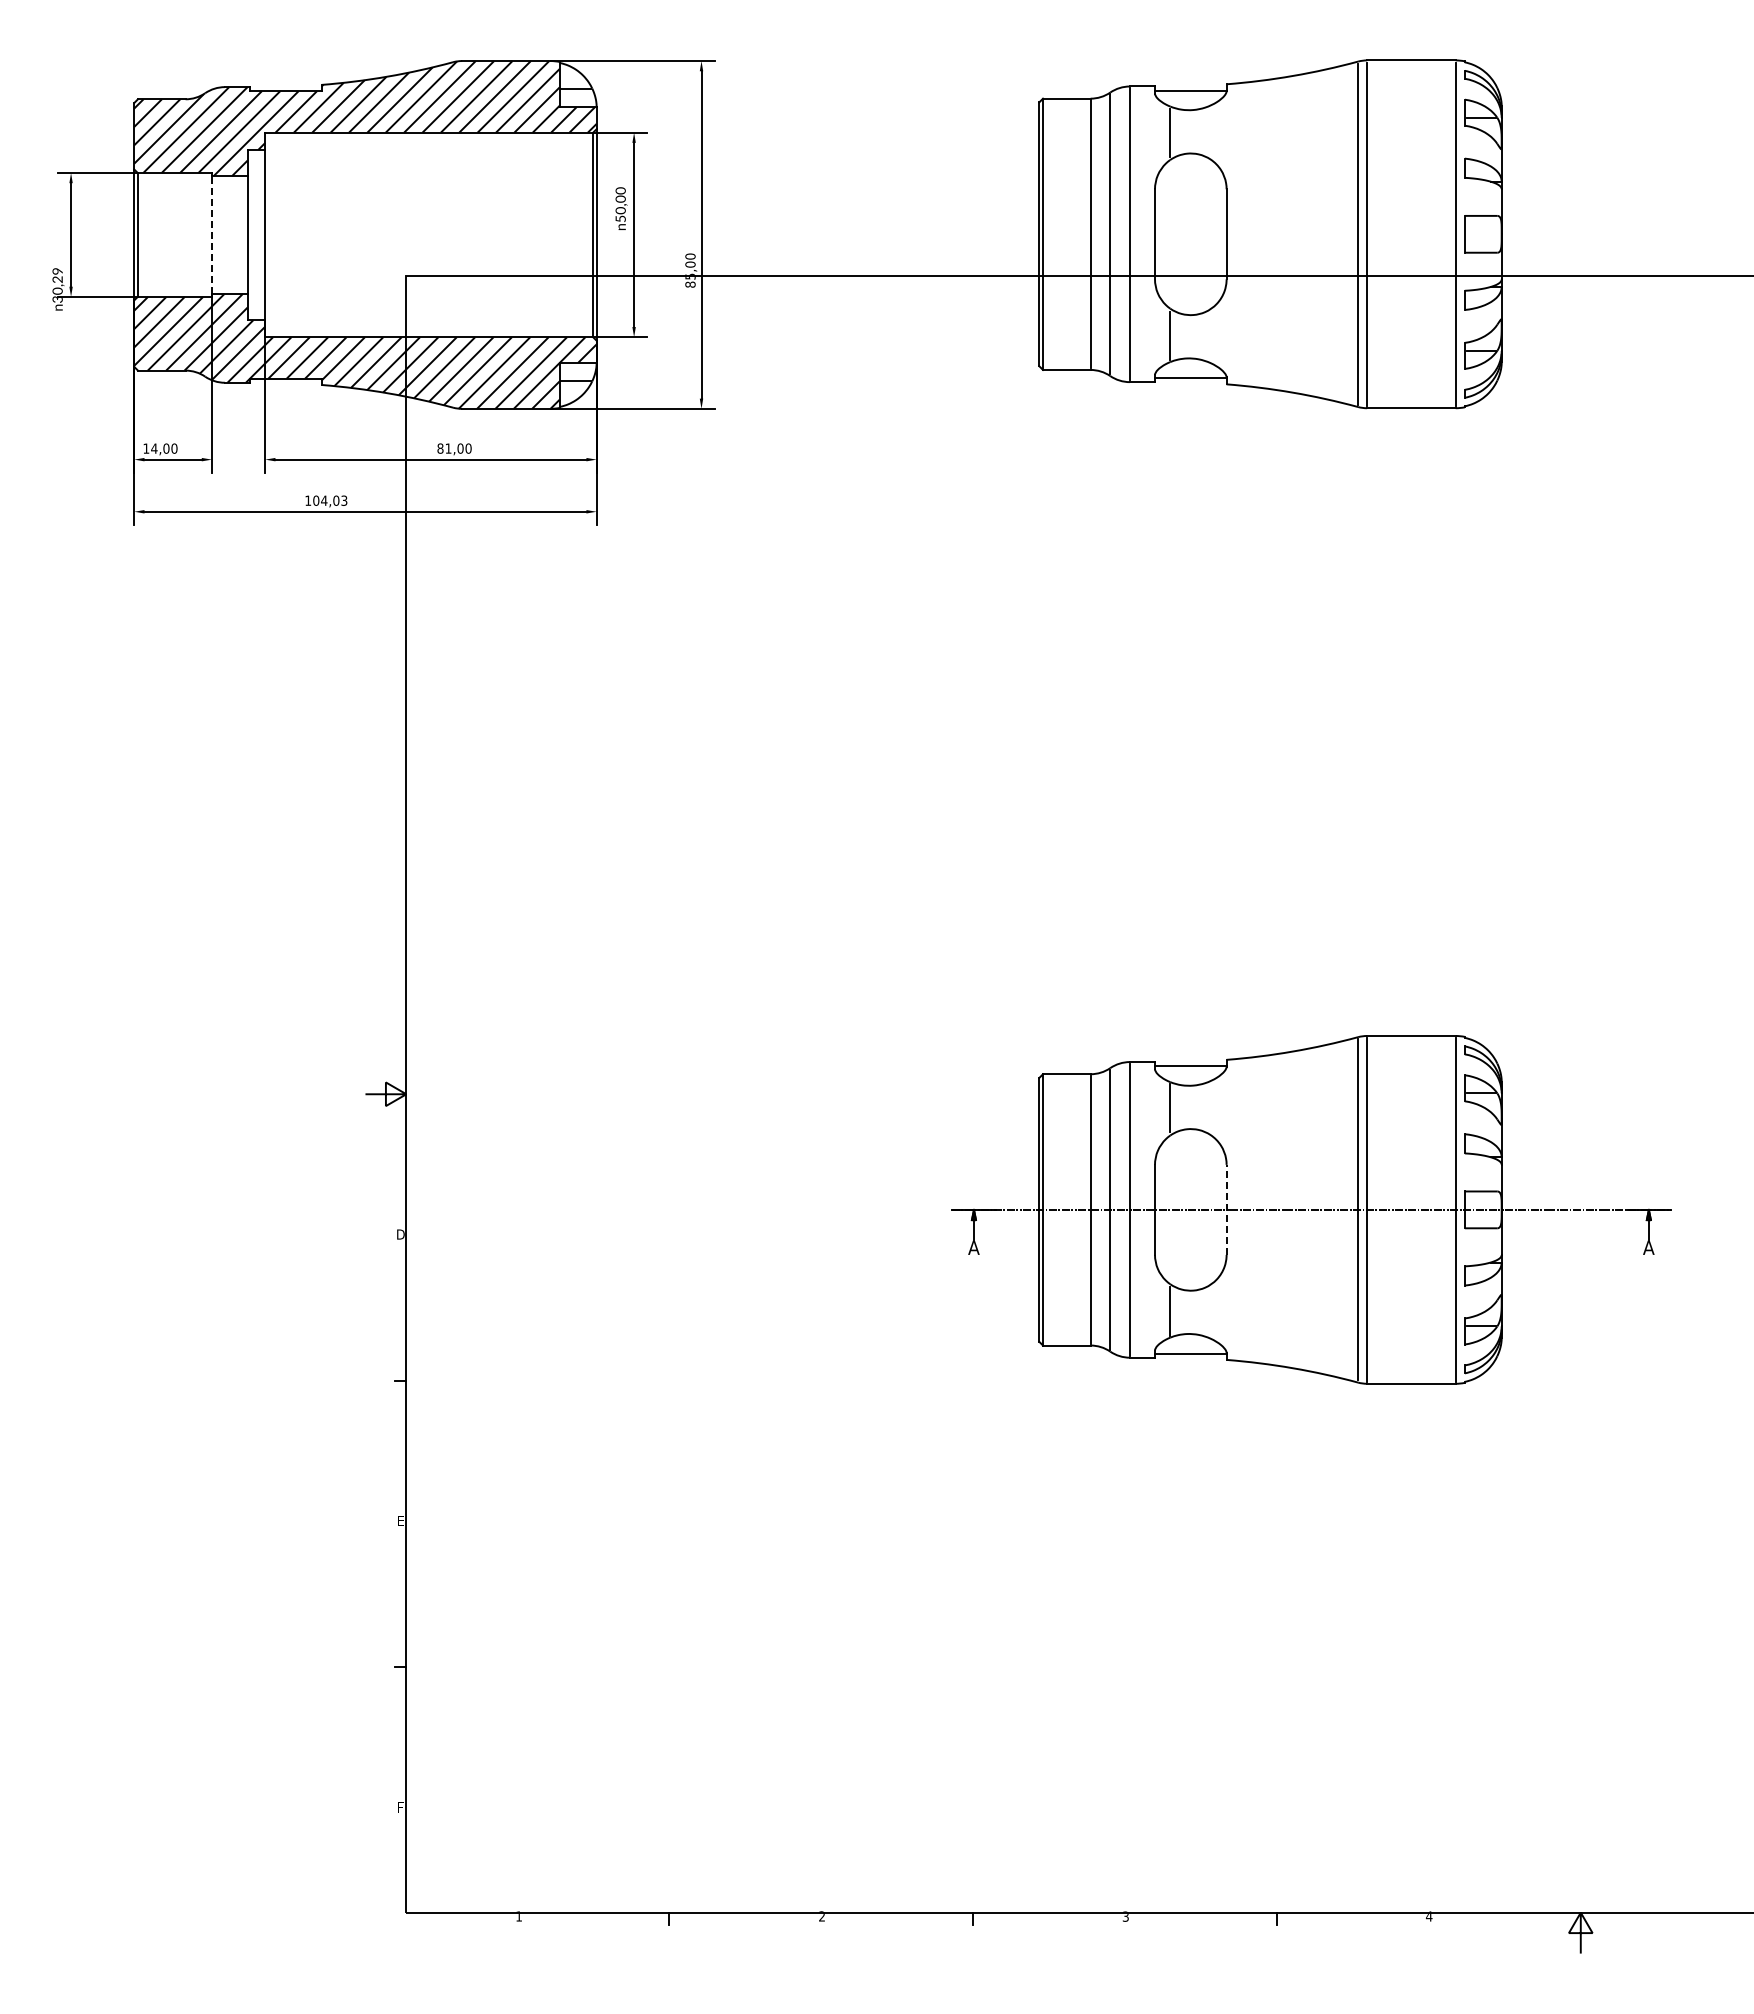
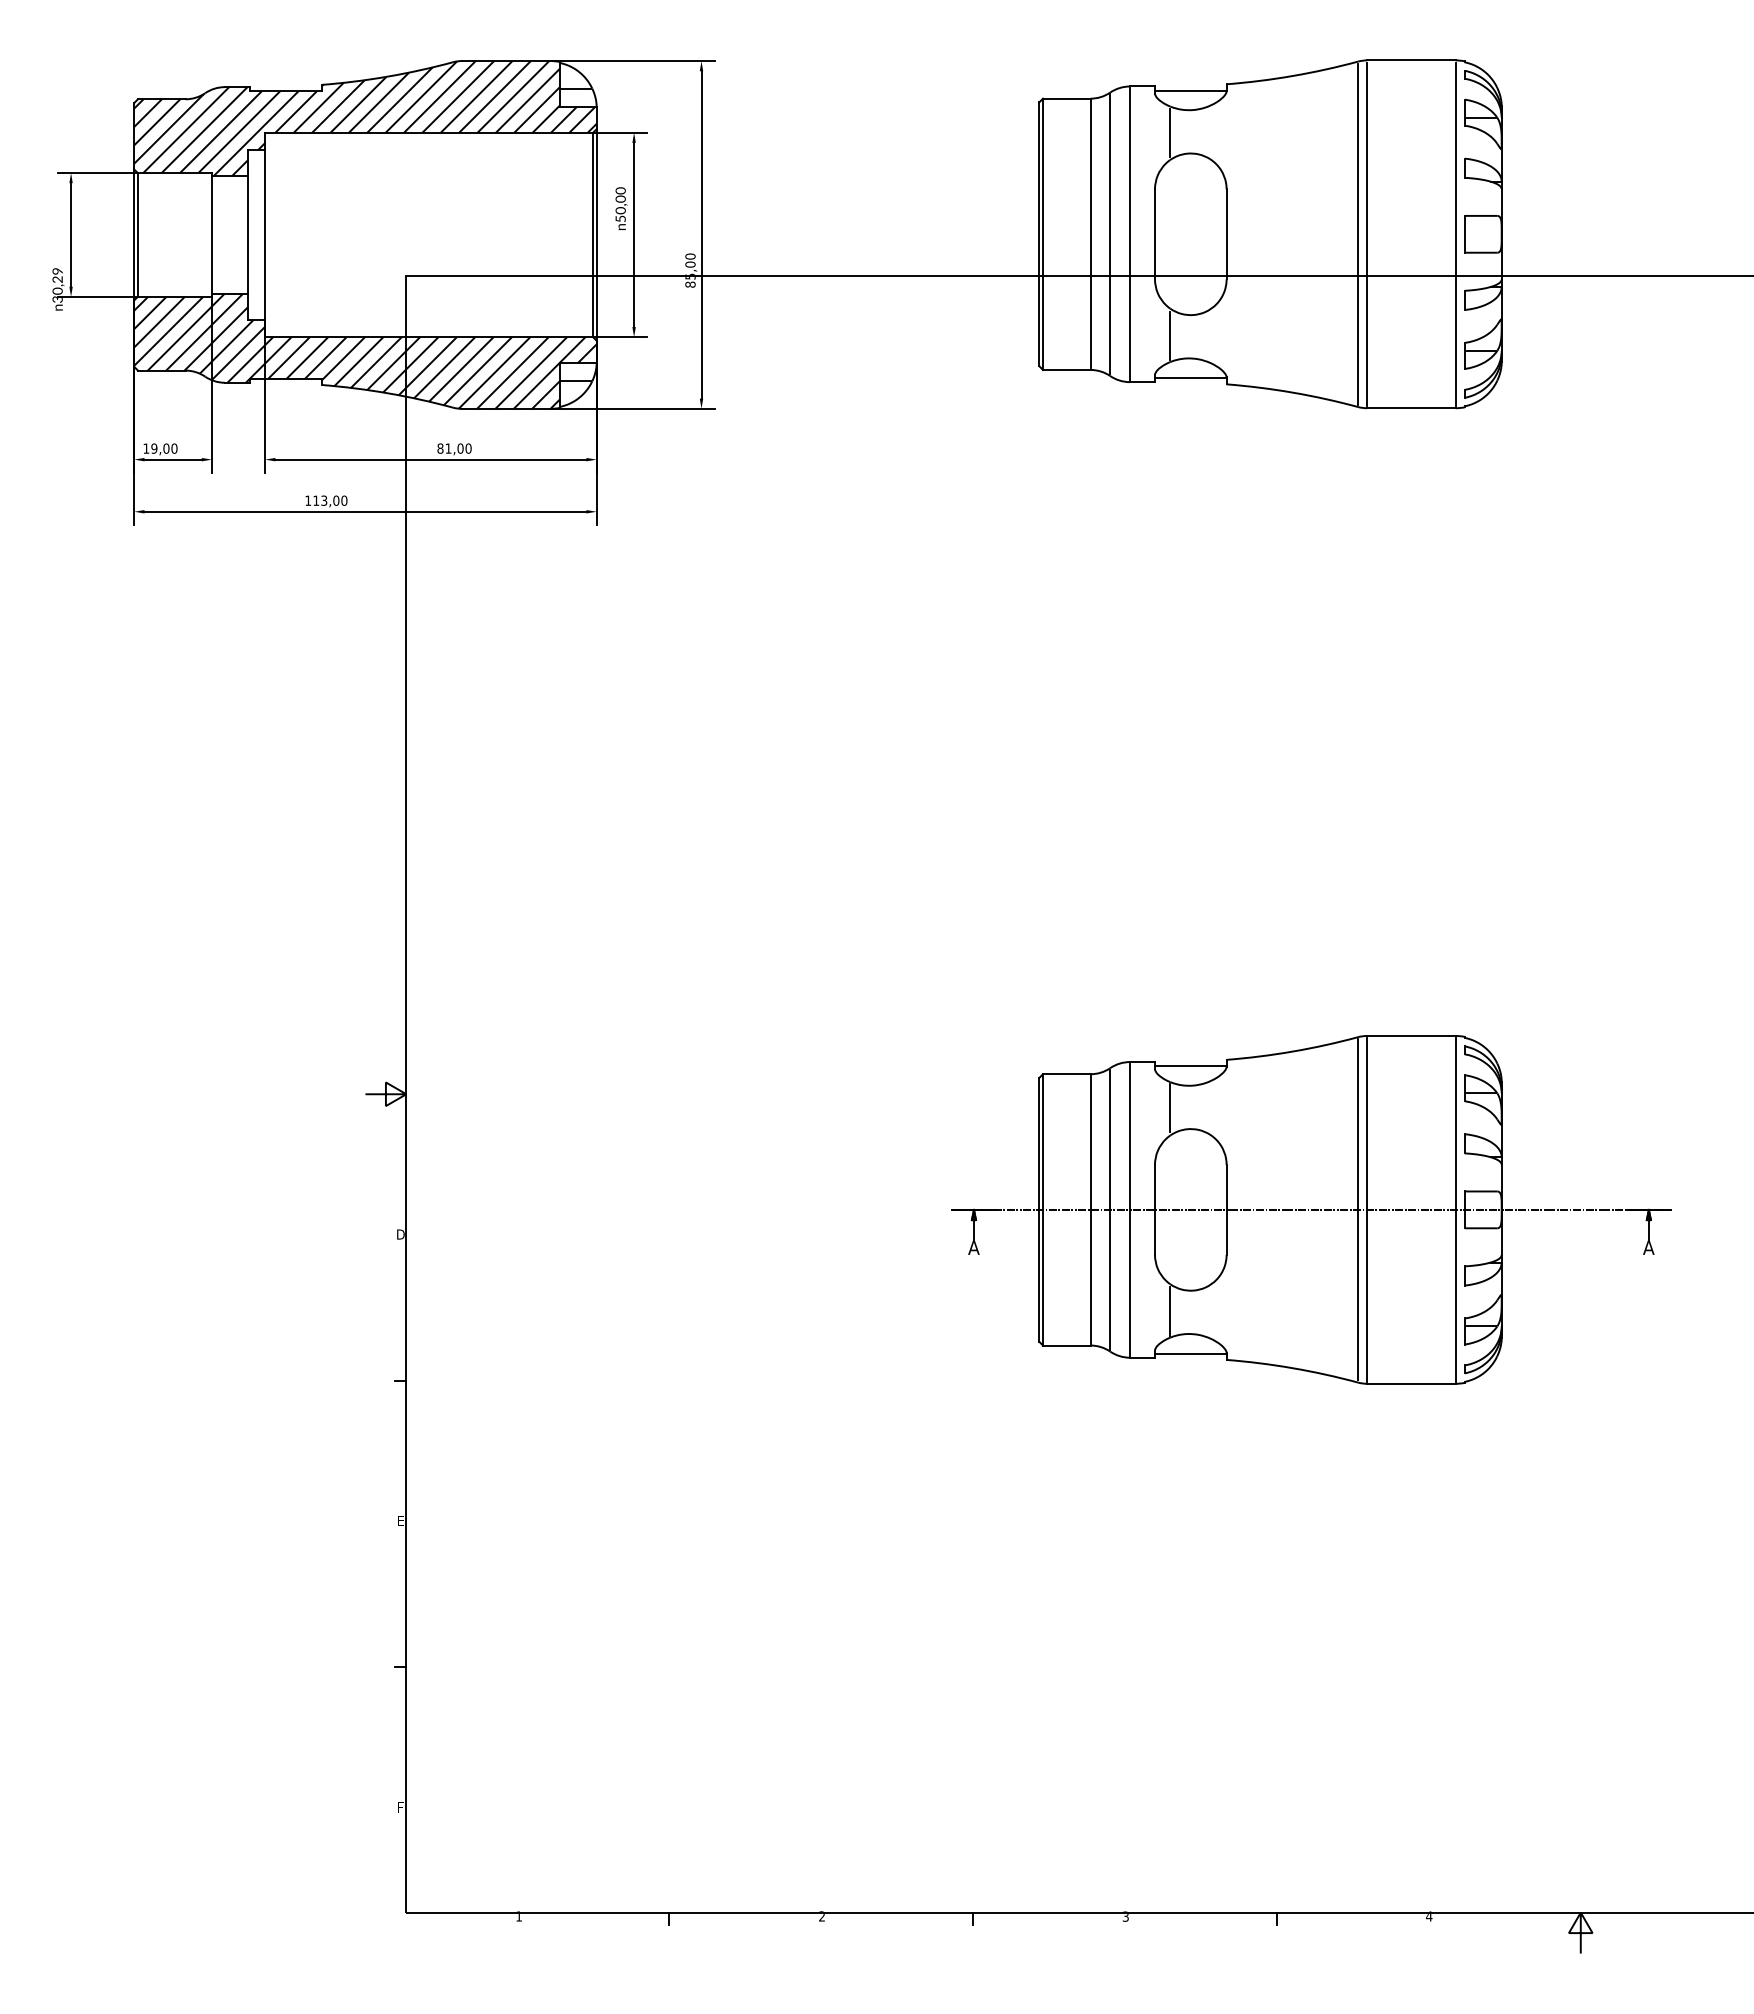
line: dashed -> solid (212, 234)
text: 14,00 -> 19,00 (154, 448)
text: 104,03 -> 113,00 (330, 500)
line: dashed -> solid (1226, 1209)
